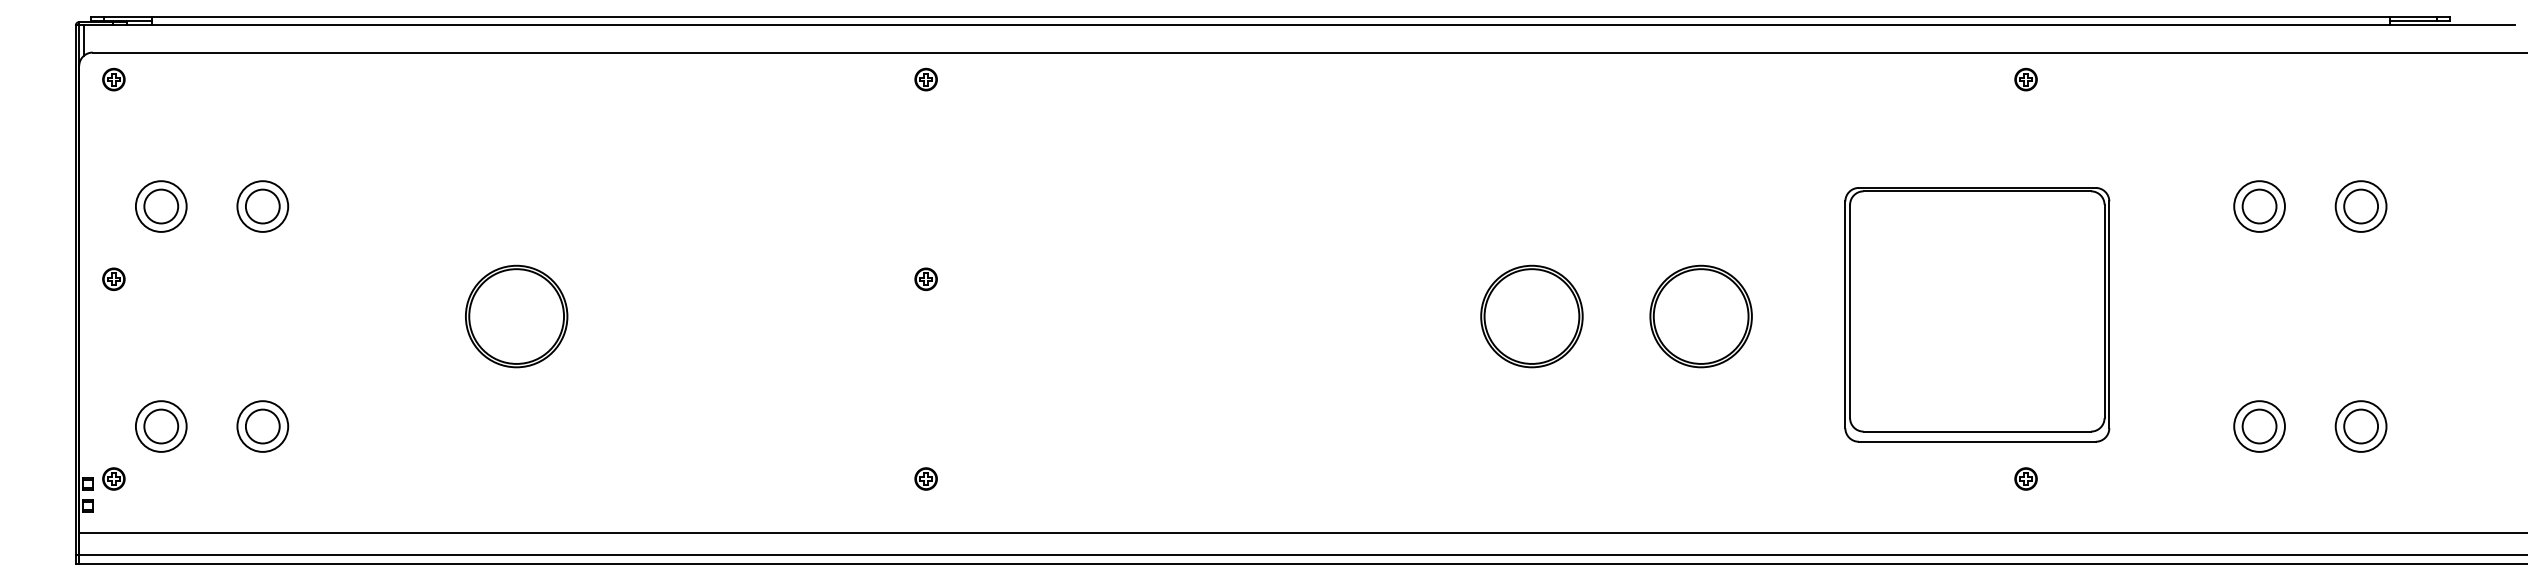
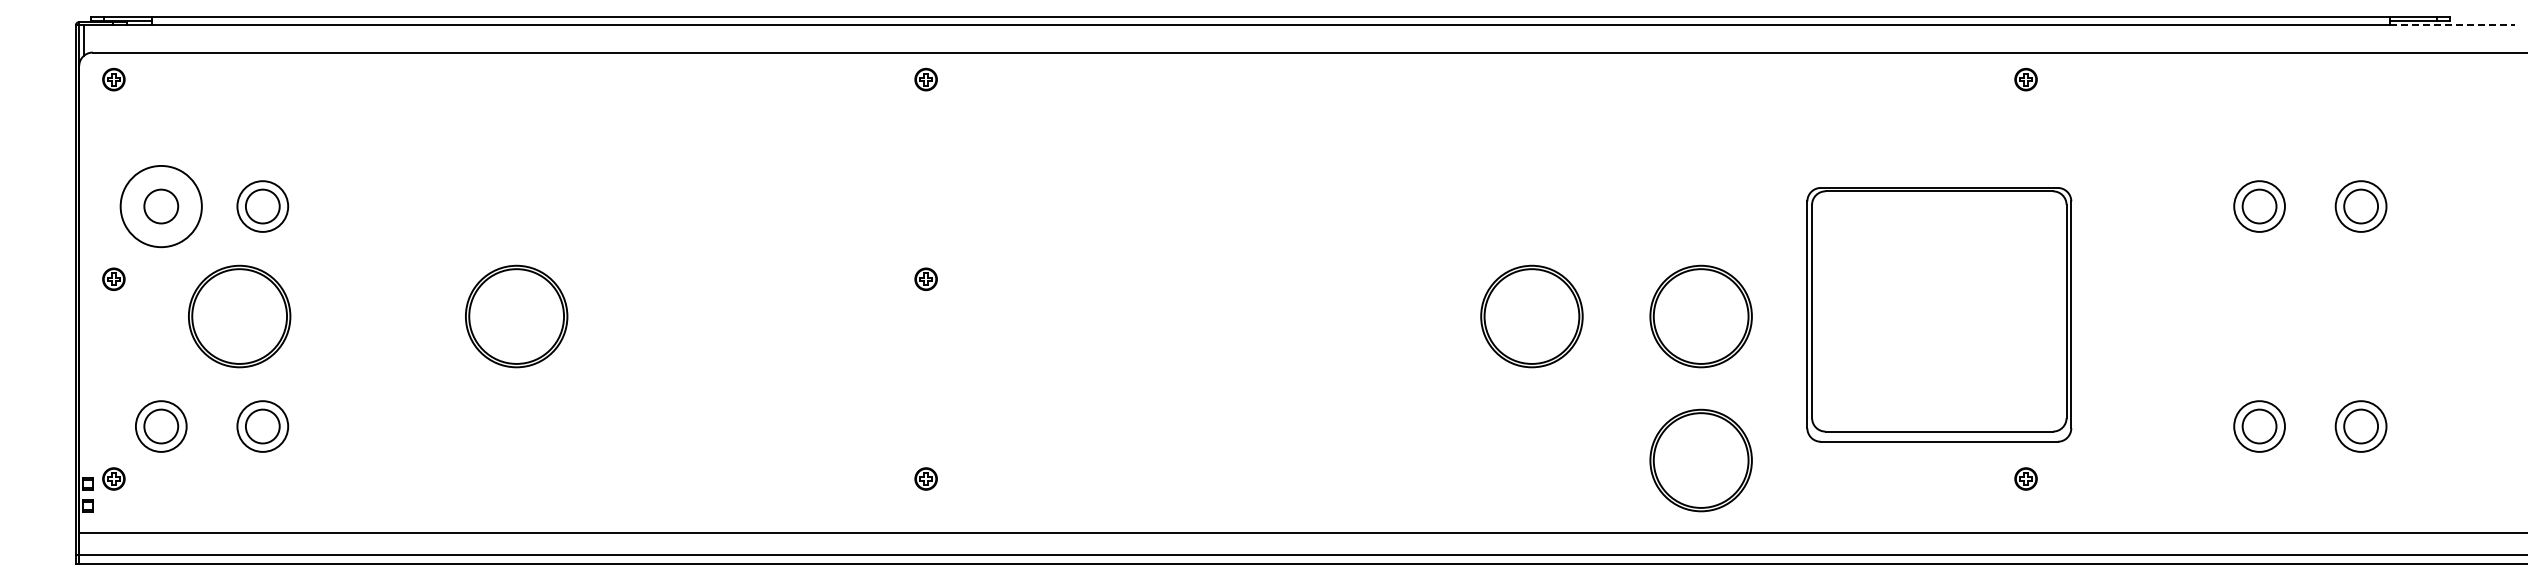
line: solid -> dashed (2452, 25)
circle diameter: 51 px -> 81 px (160, 206)
part position: (1977, 314) -> (1939, 314) (1939, 314)
part: none -> present (239, 316)
part: none -> present (1700, 460)
